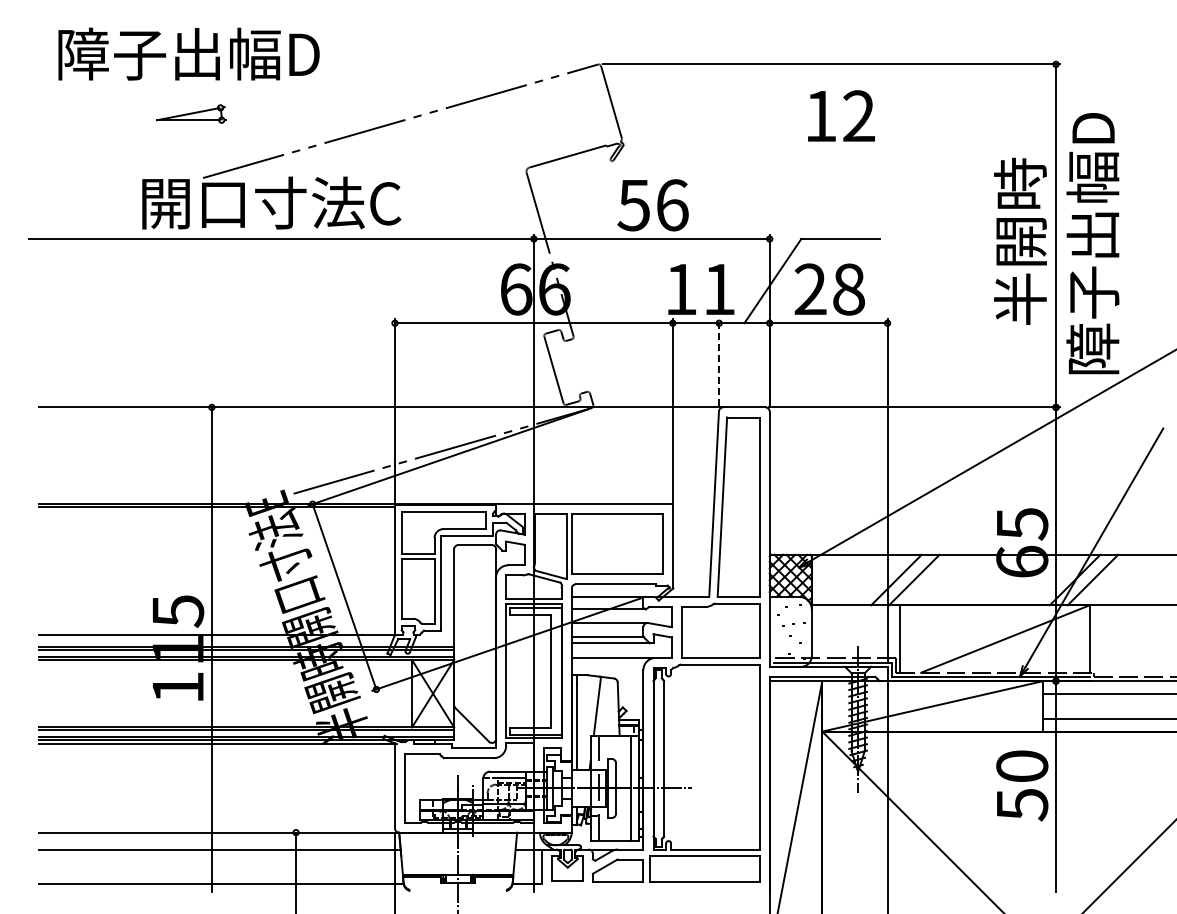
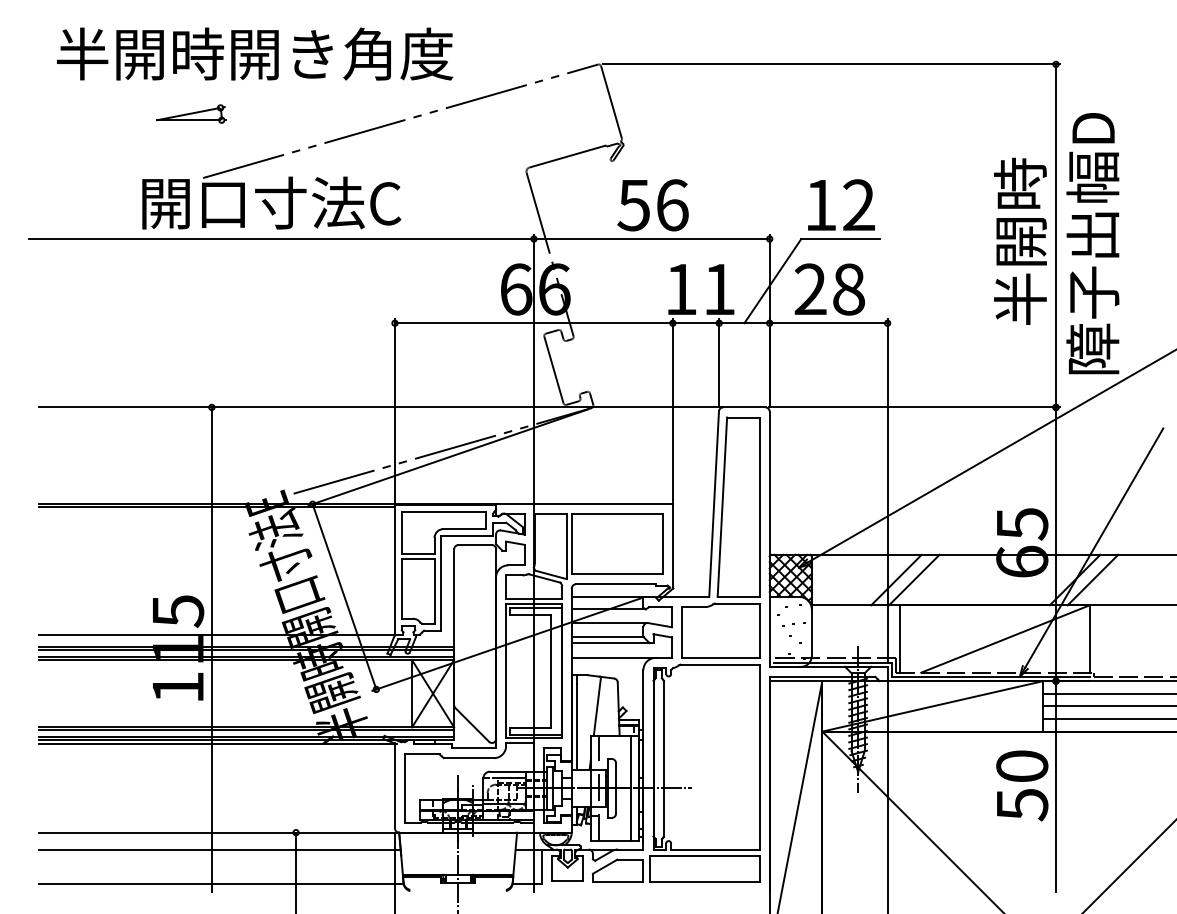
text: 障子出幅D -> 半開時開き角度 (254, 53)
text position: (841, 115) -> (841, 204) (841, 204)
line: dashed -> solid (719, 362)
line: none -> present (1108, 706)
